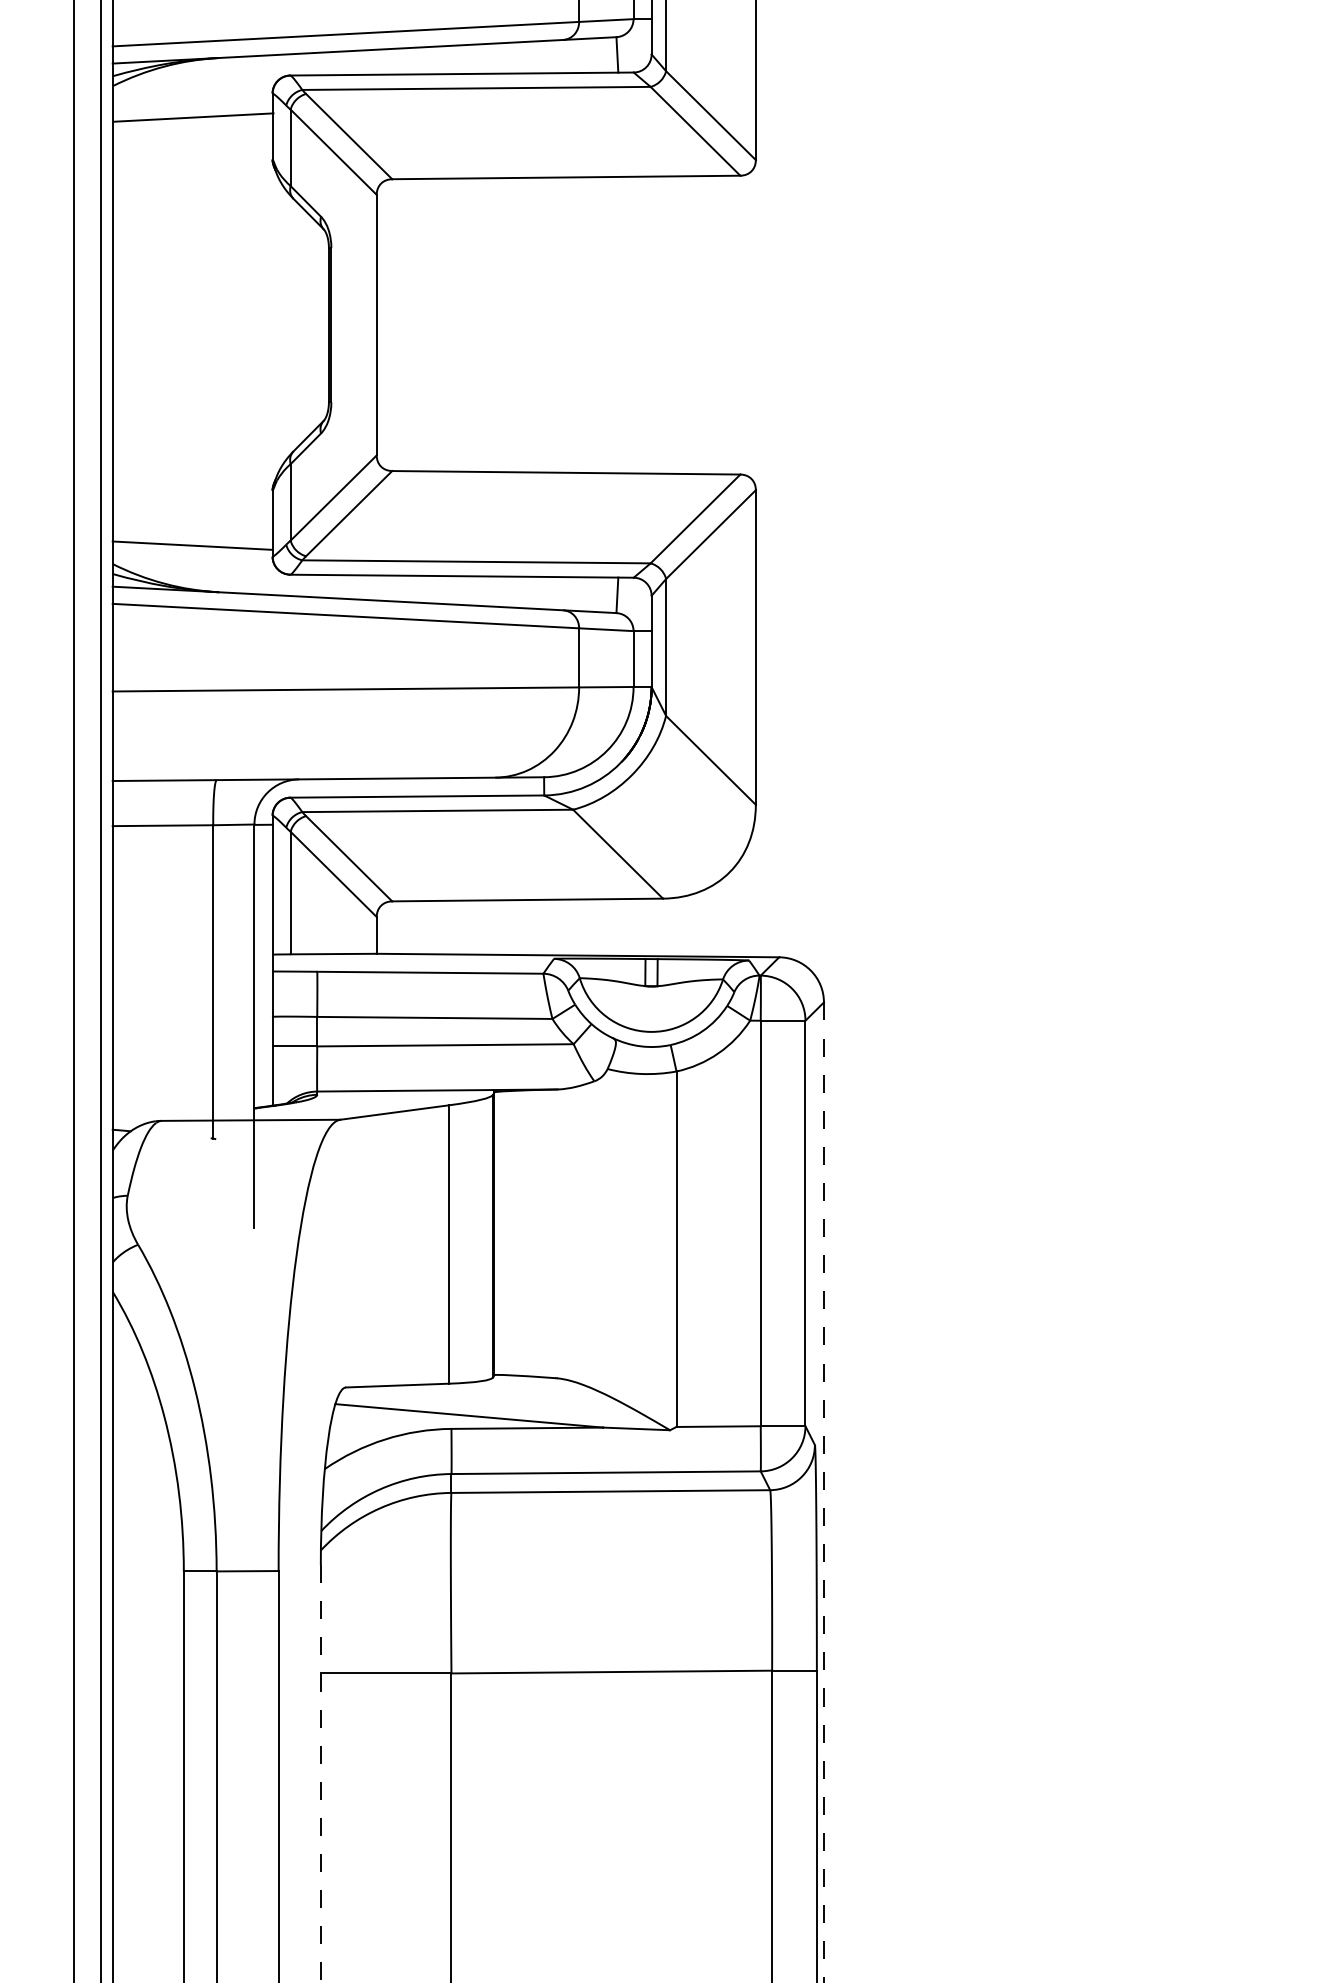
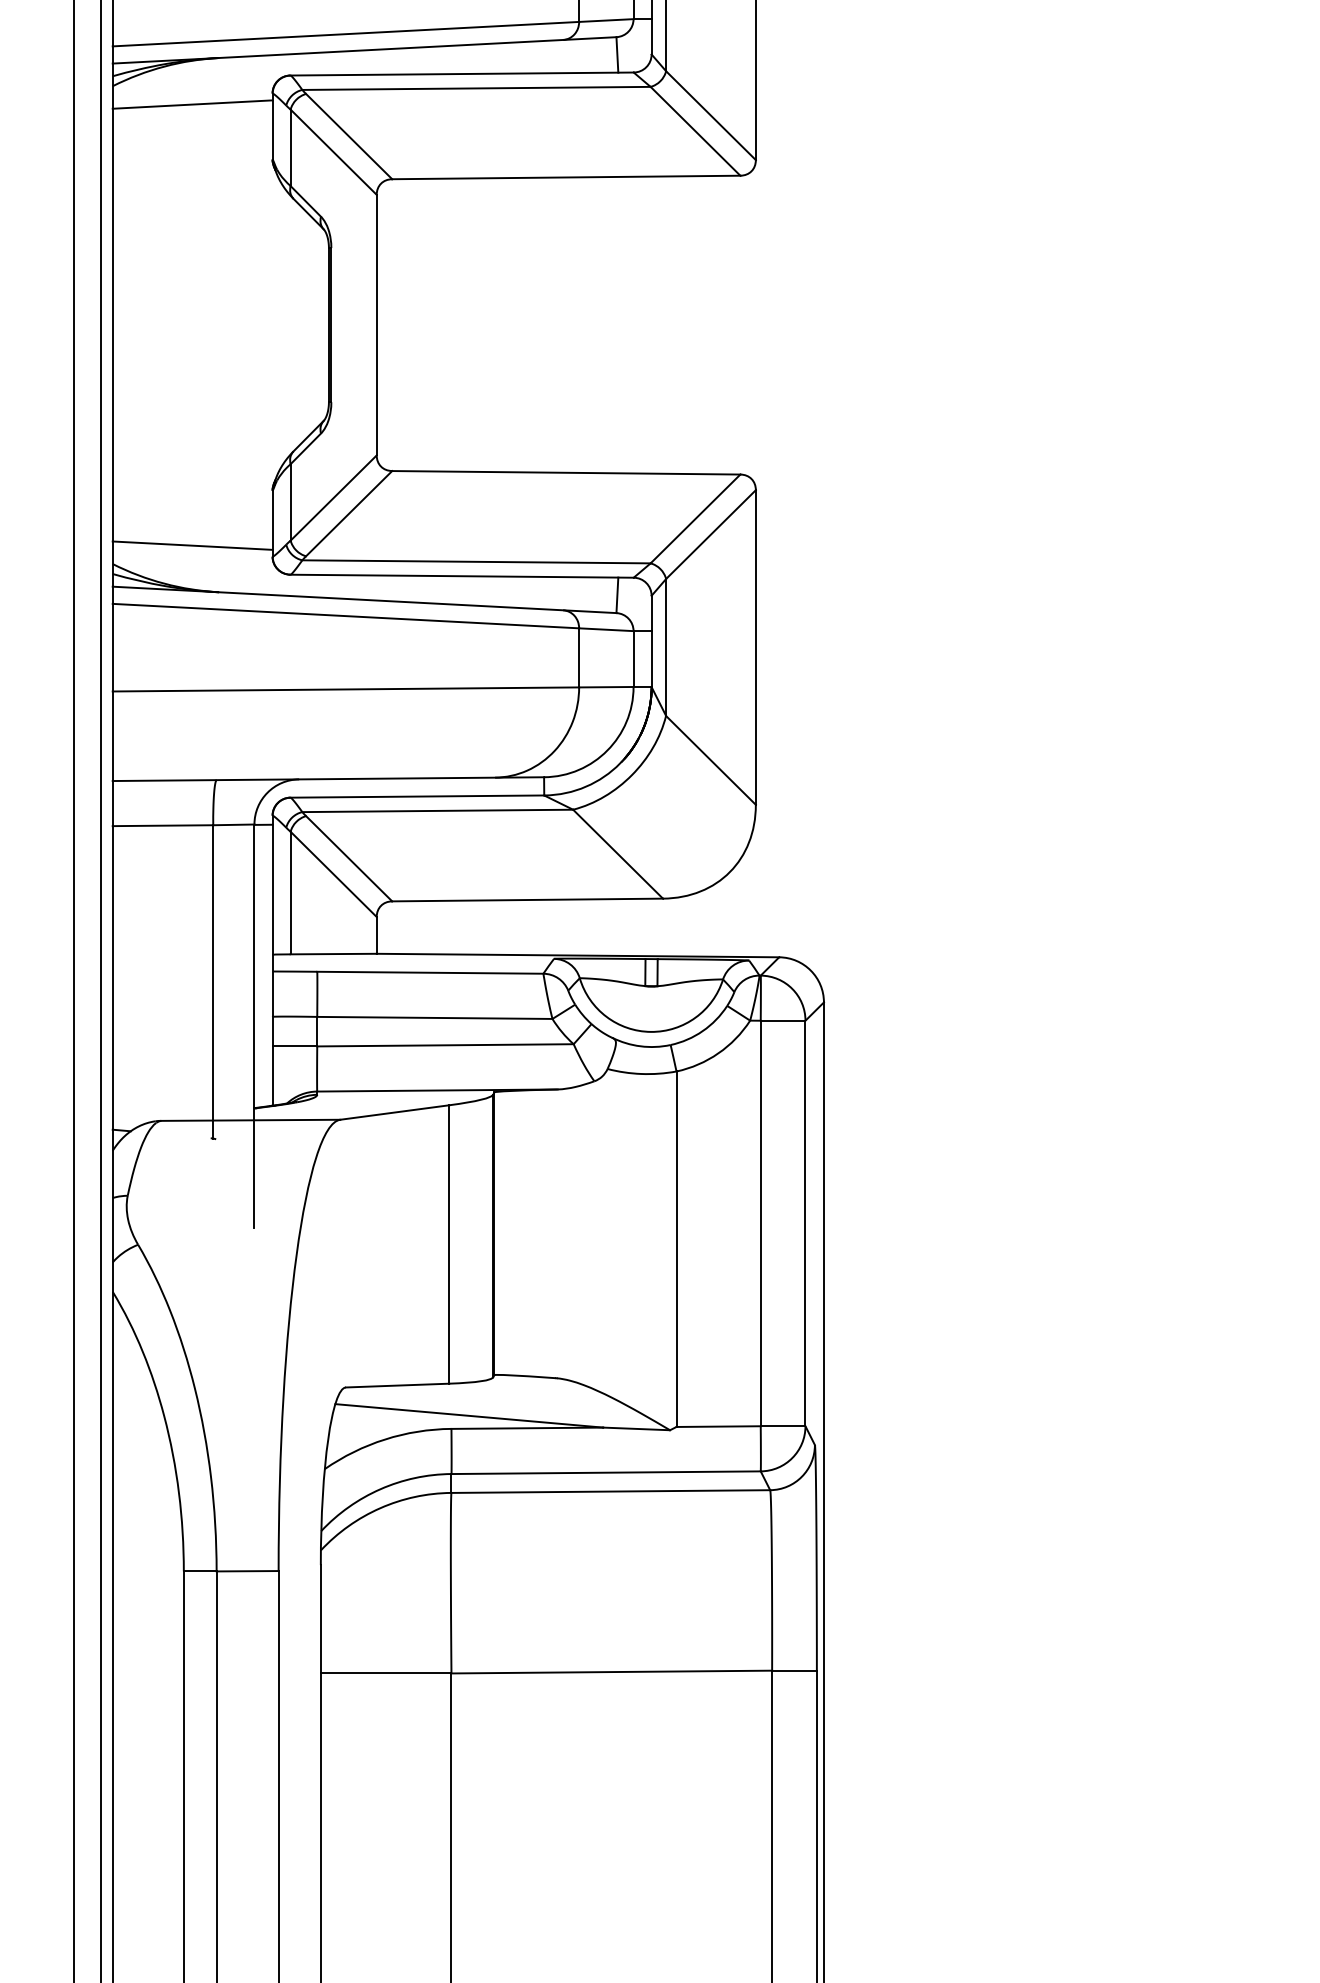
line position: (193, 117) -> (192, 104) (192, 104)
line: dashed -> solid (823, 1492)
line: dashed -> solid (320, 1774)
